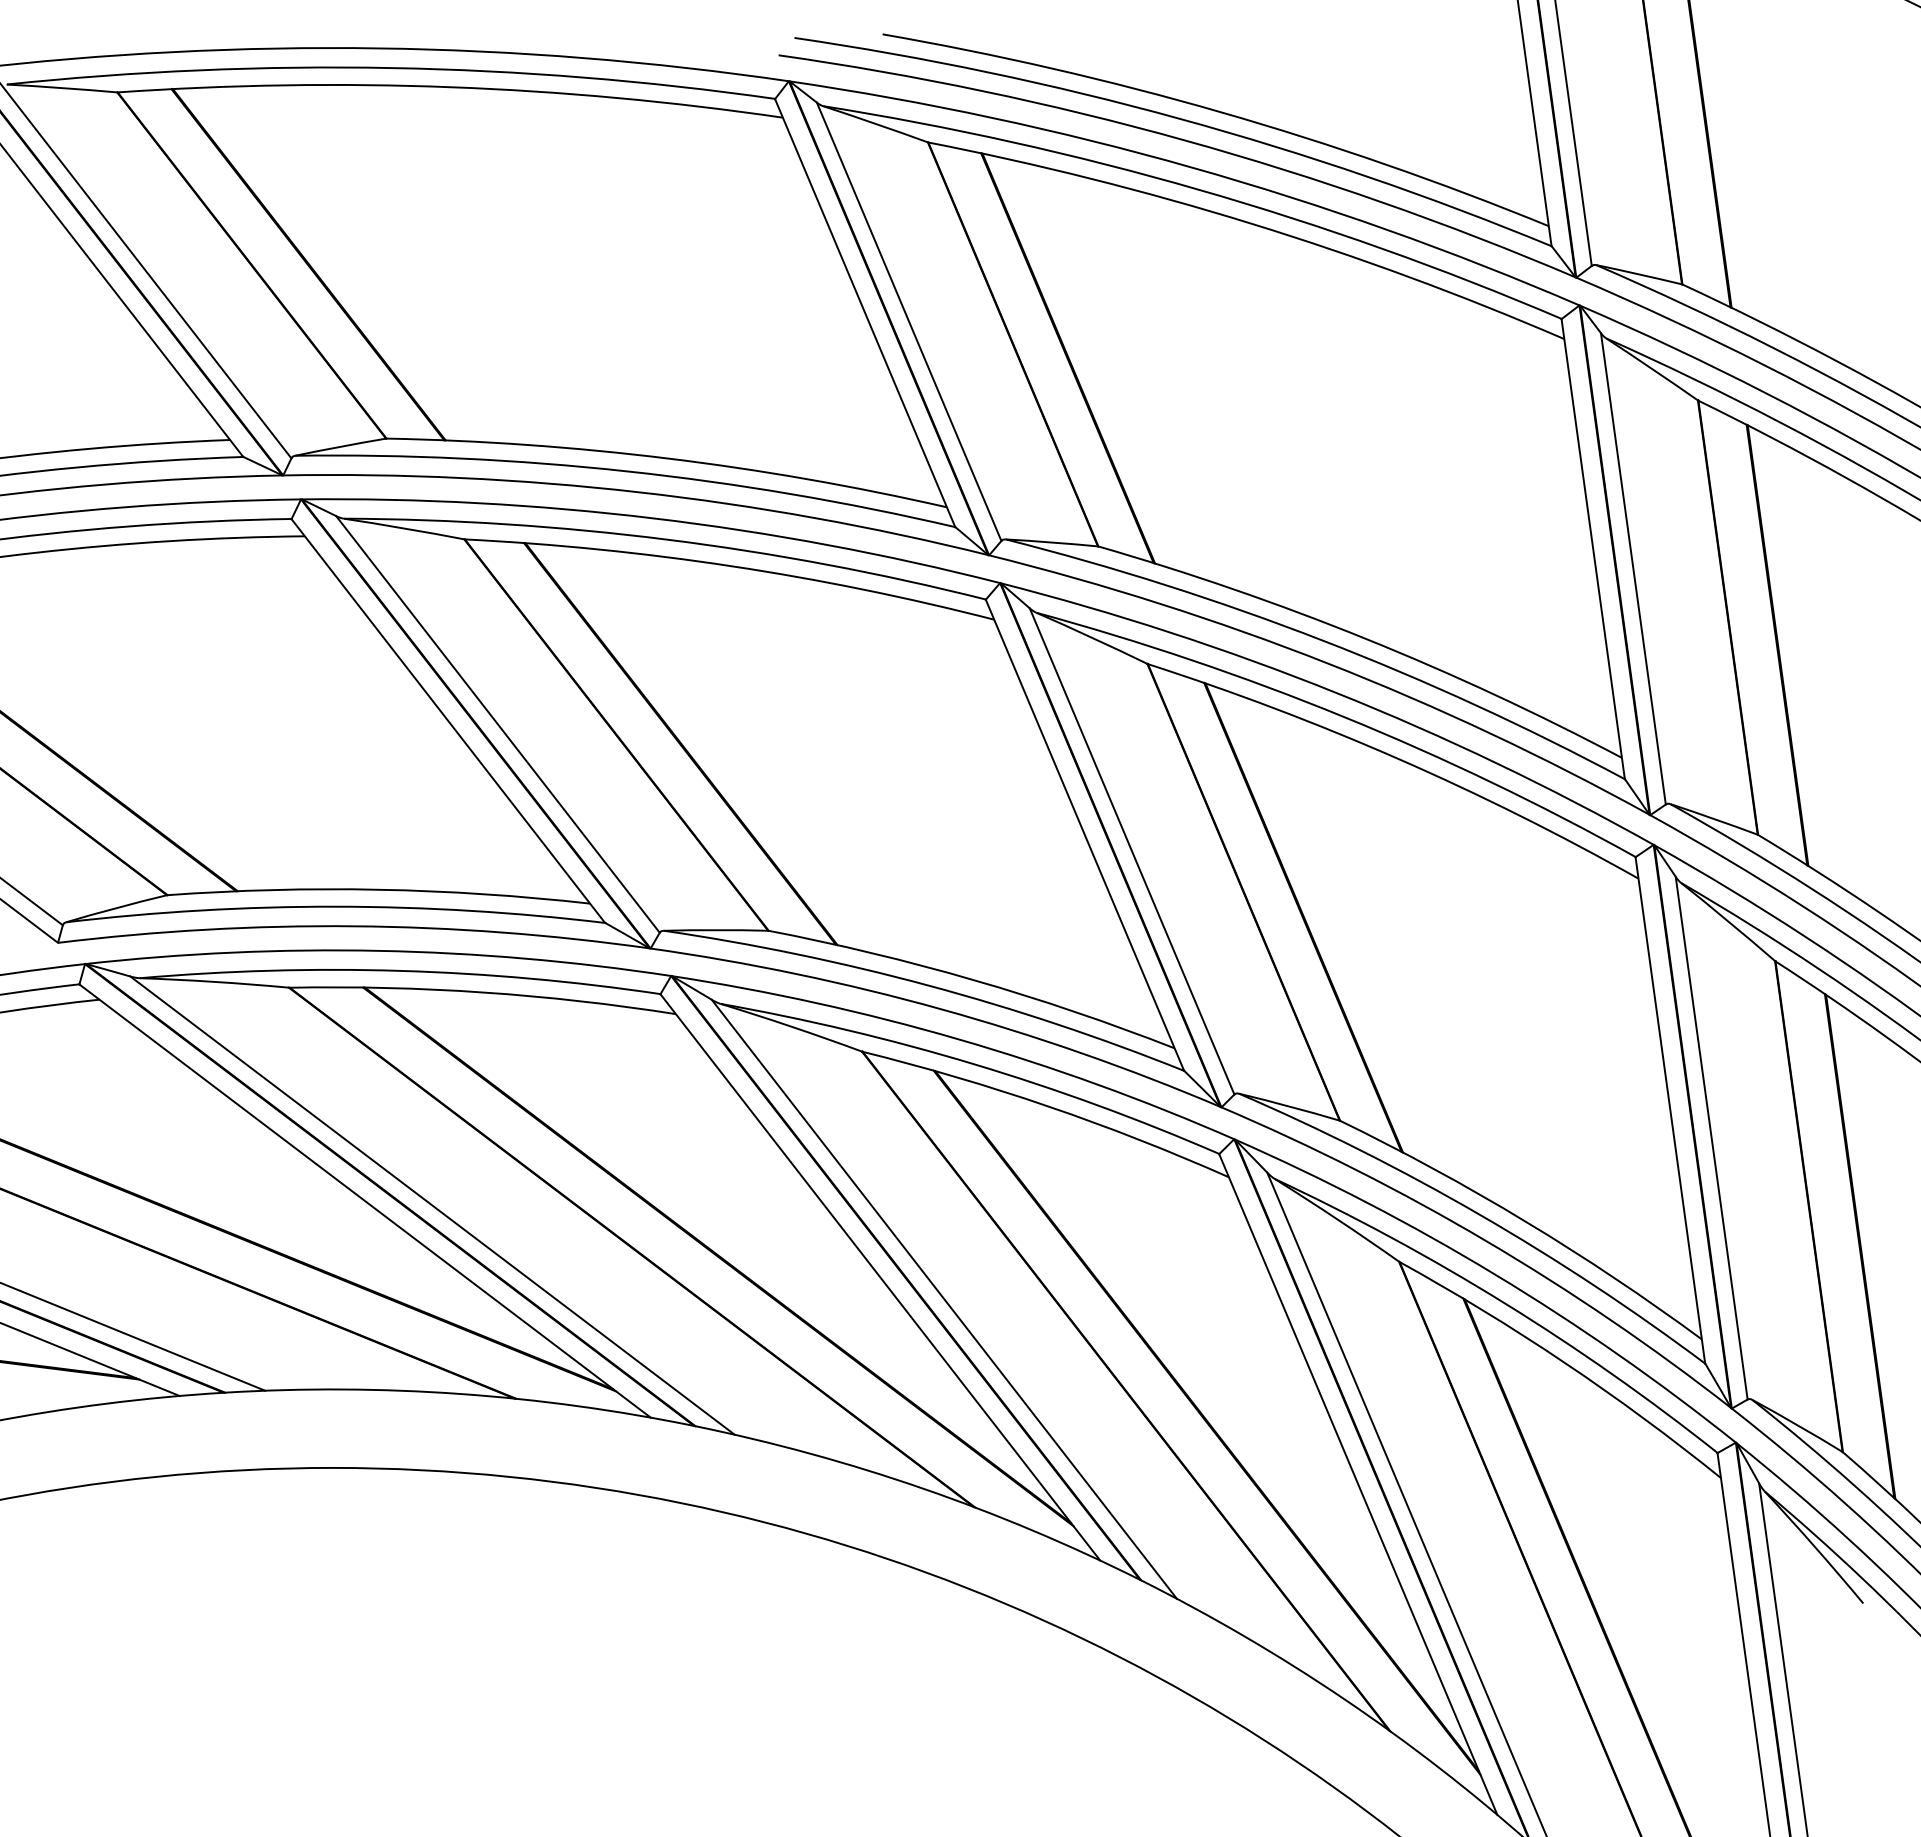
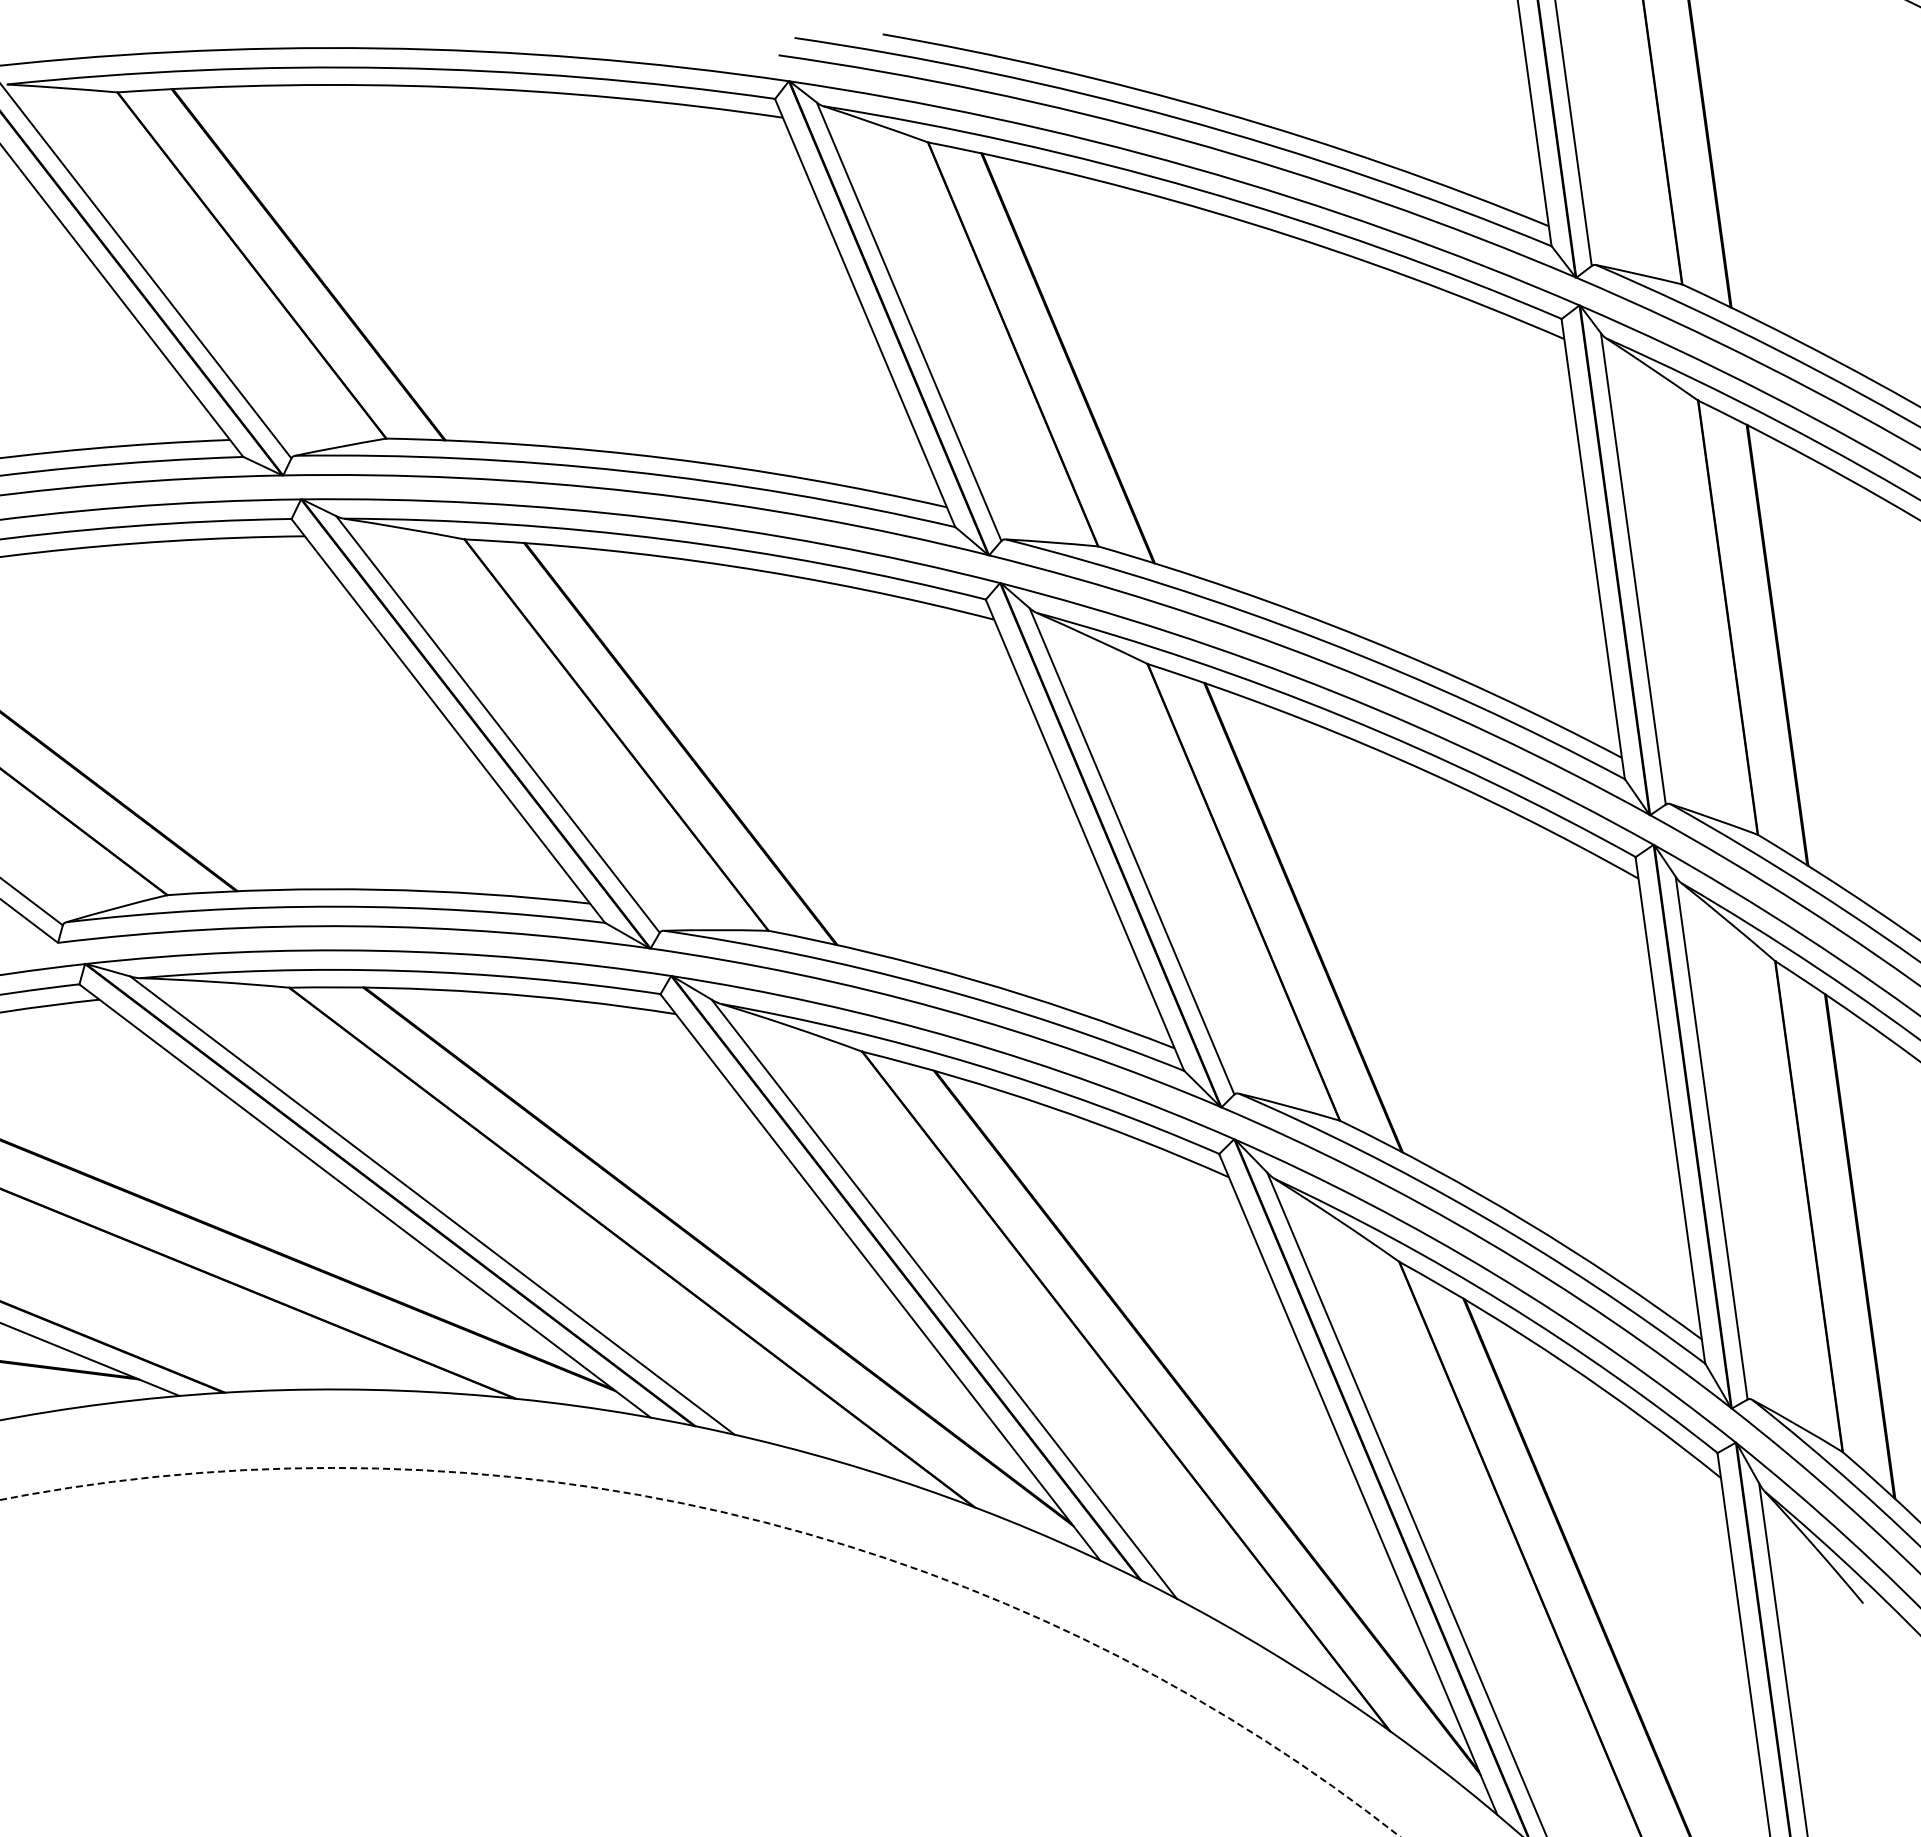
line: present -> none (133, 1336)
circle: solid -> dashed (699, 1651)
